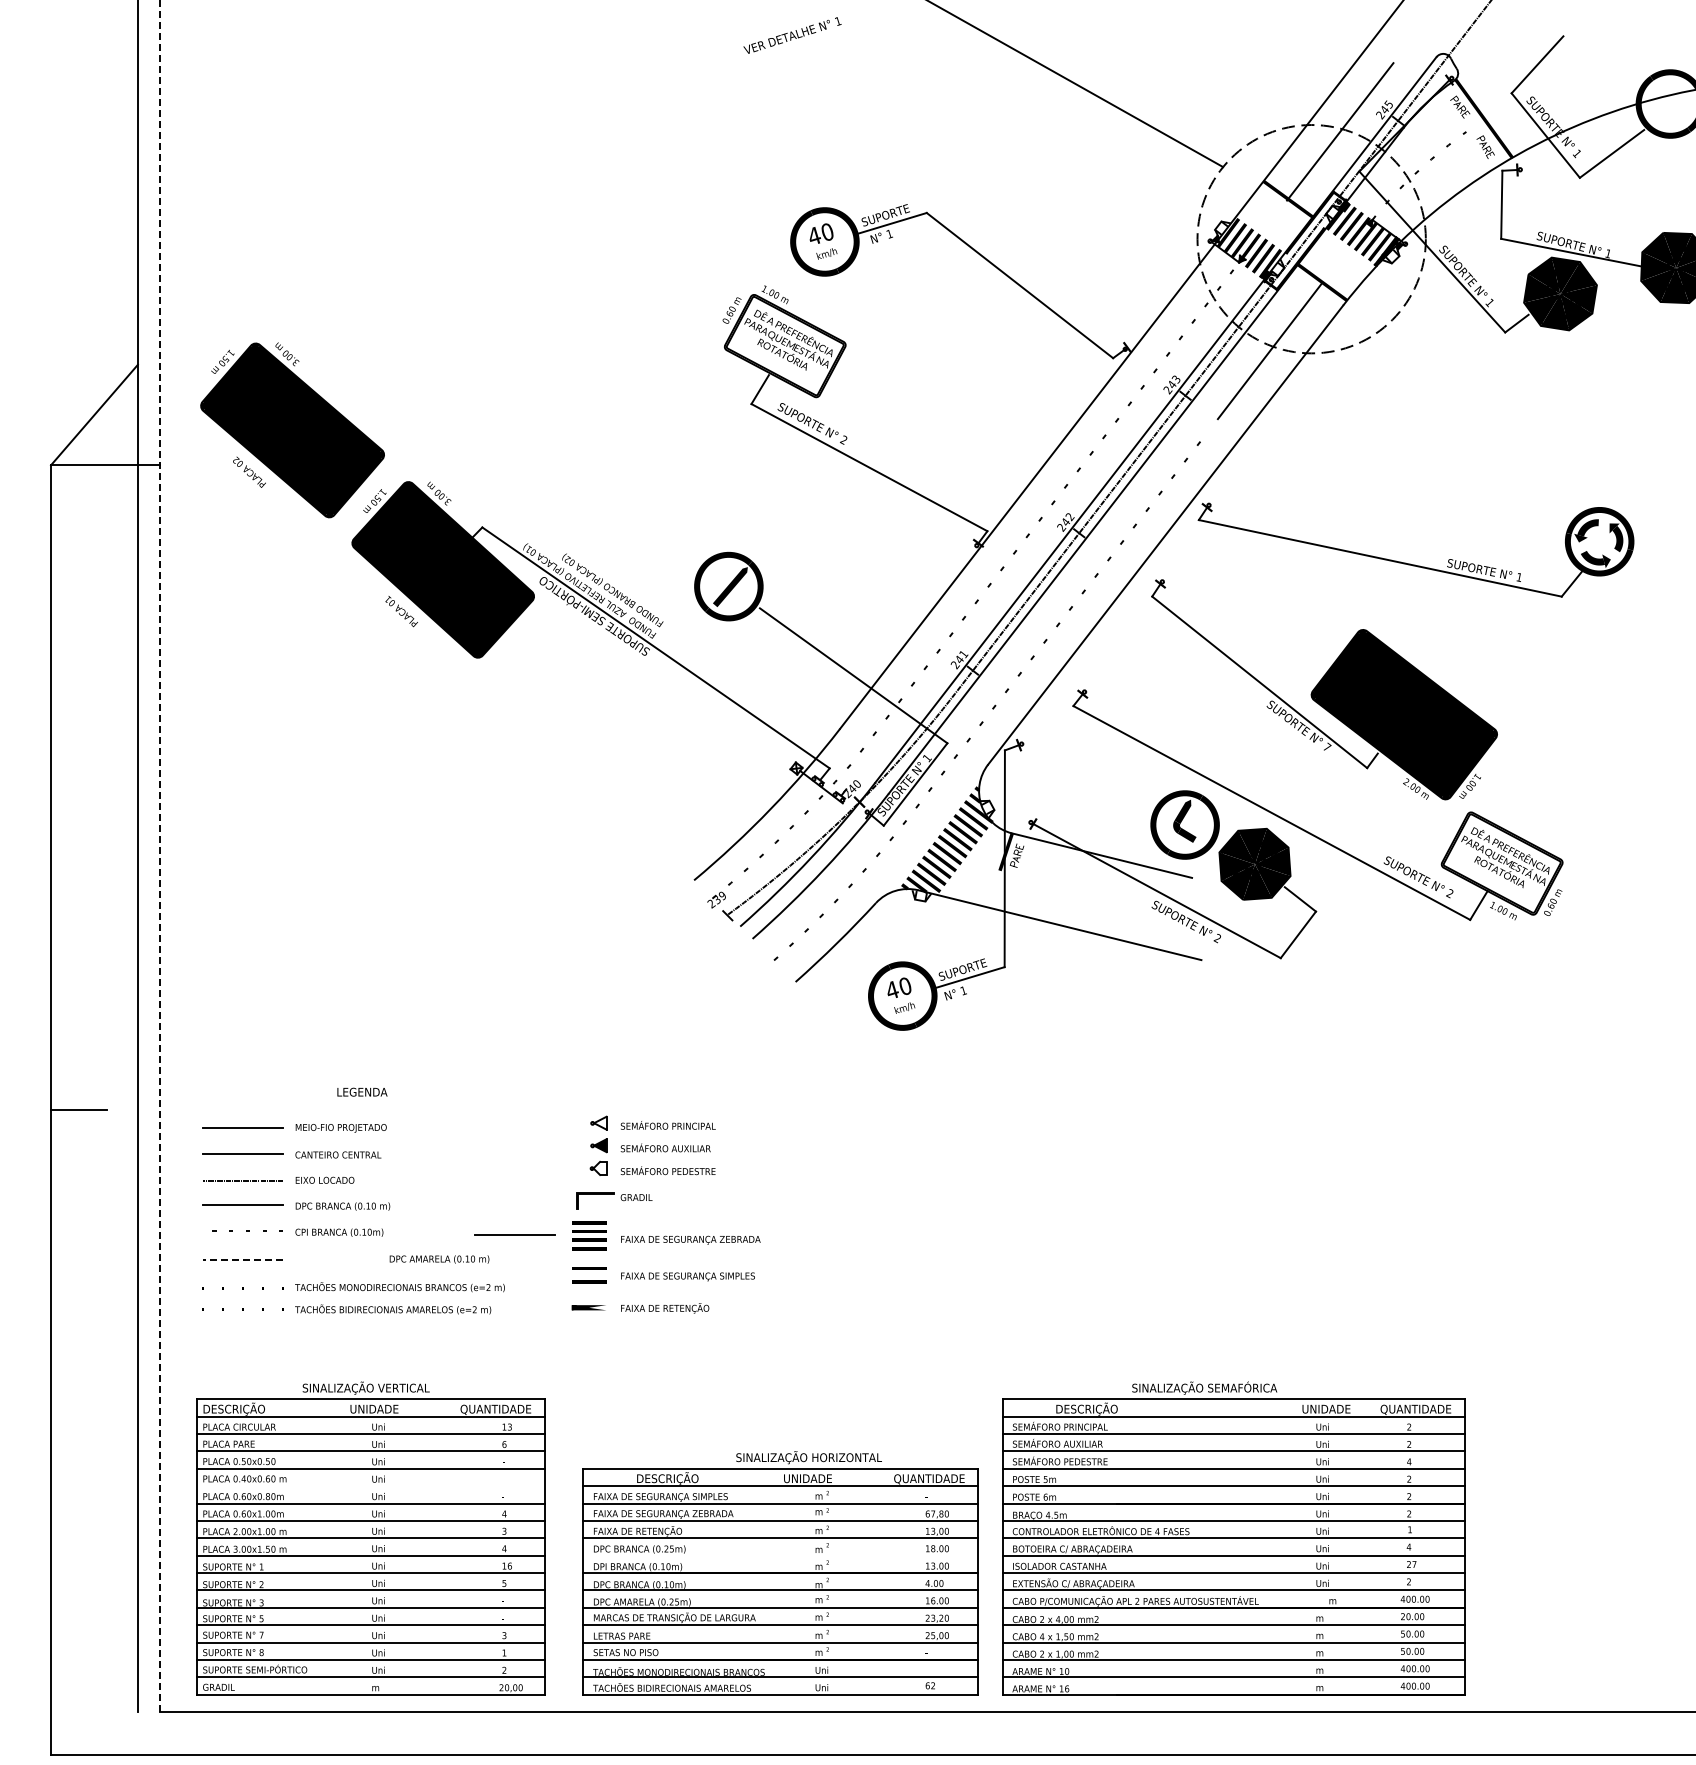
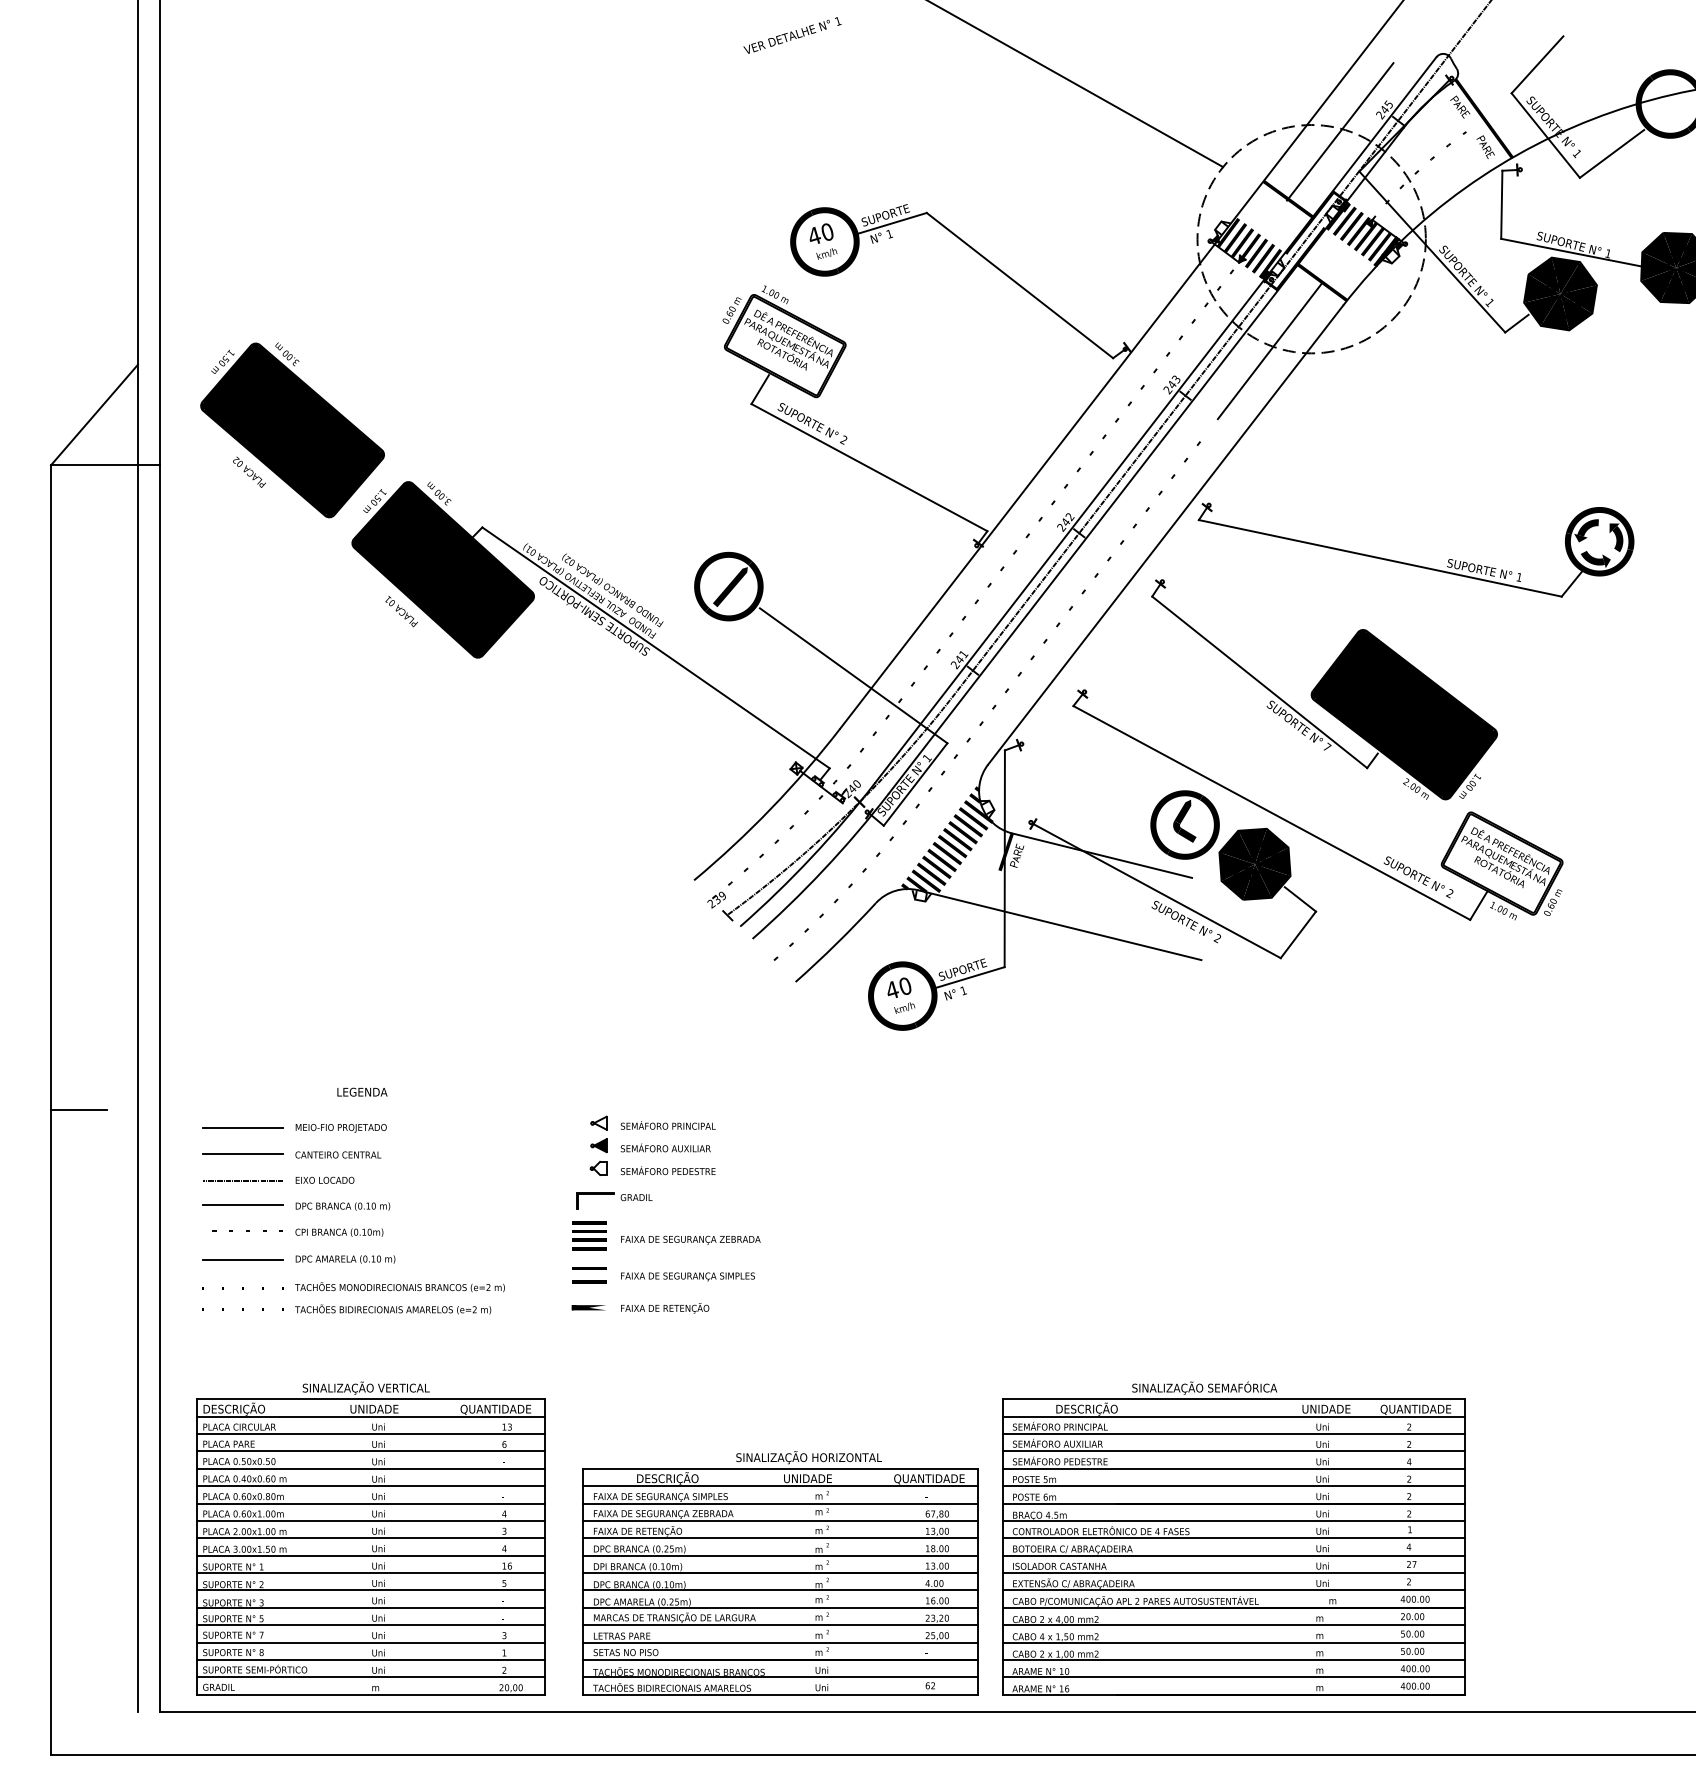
line: dashed -> solid (159, 856)
line: present -> none (514, 1234)
line: dashed -> solid (242, 1259)
text position: (439, 1259) -> (345, 1259) (345, 1259)
line: none -> present (370, 1486)
line: none -> present (780, 1555)
